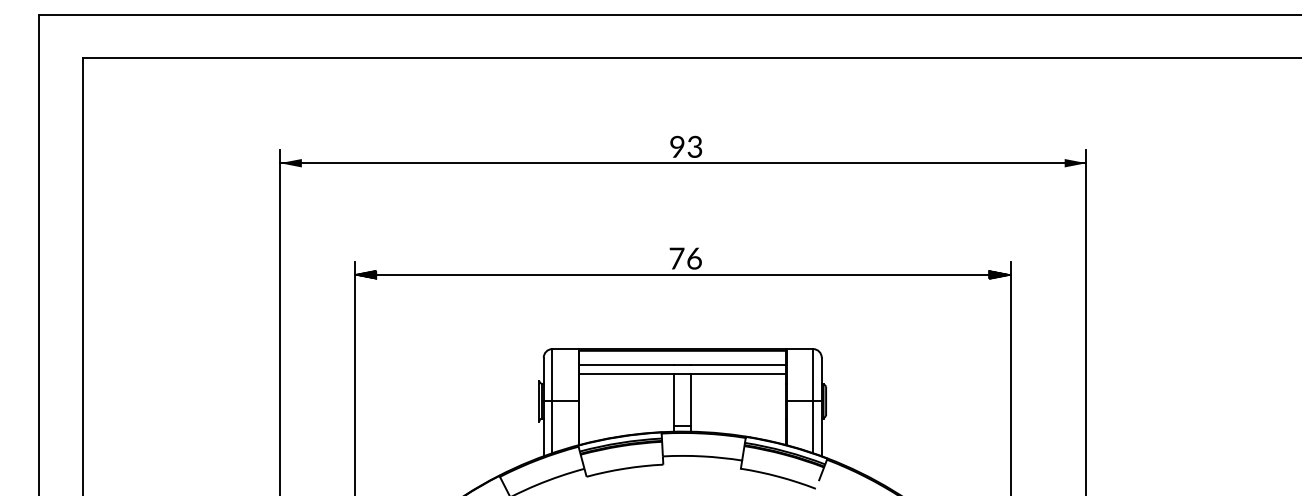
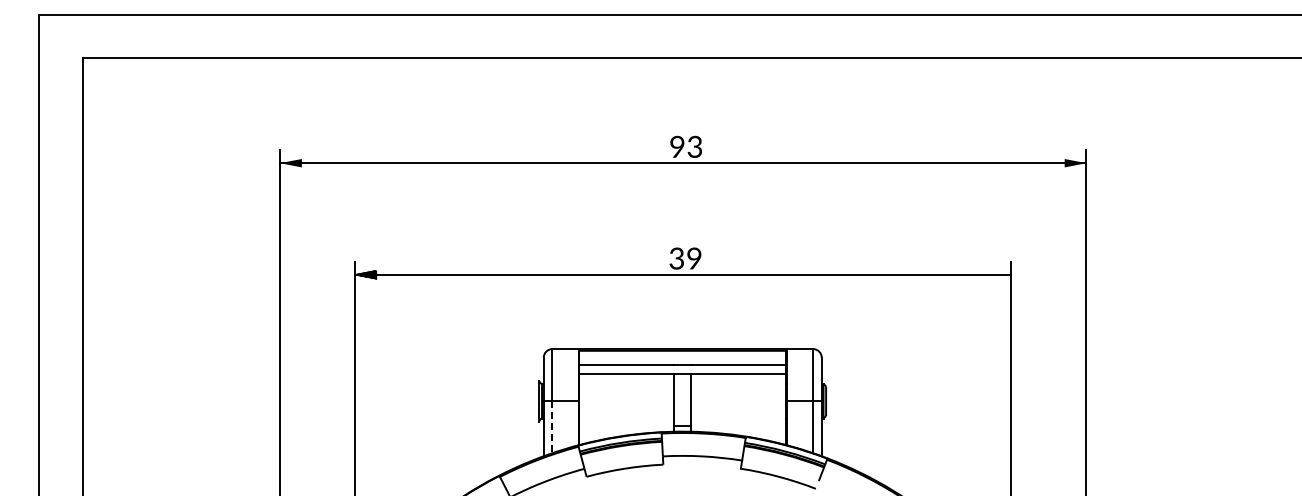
text: 76 -> 39 (685, 258)
hatch: present -> none (999, 274)
line: solid -> dashed (552, 427)
